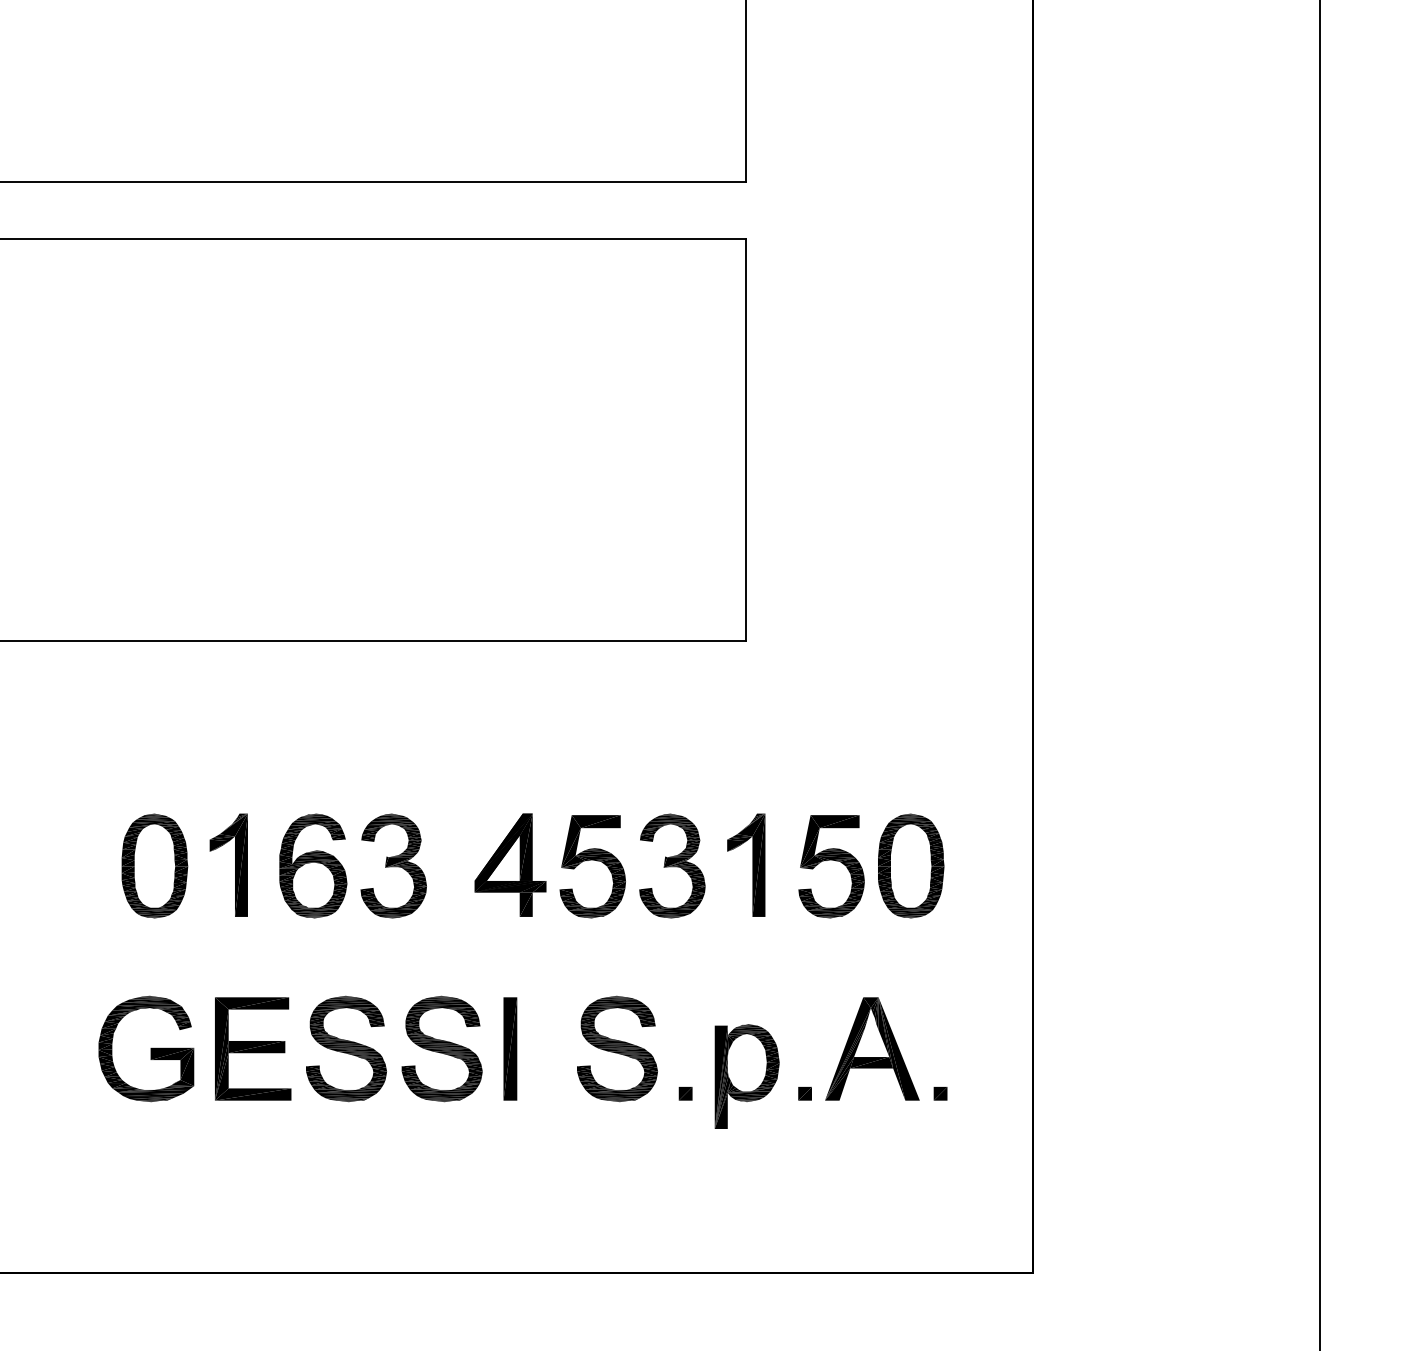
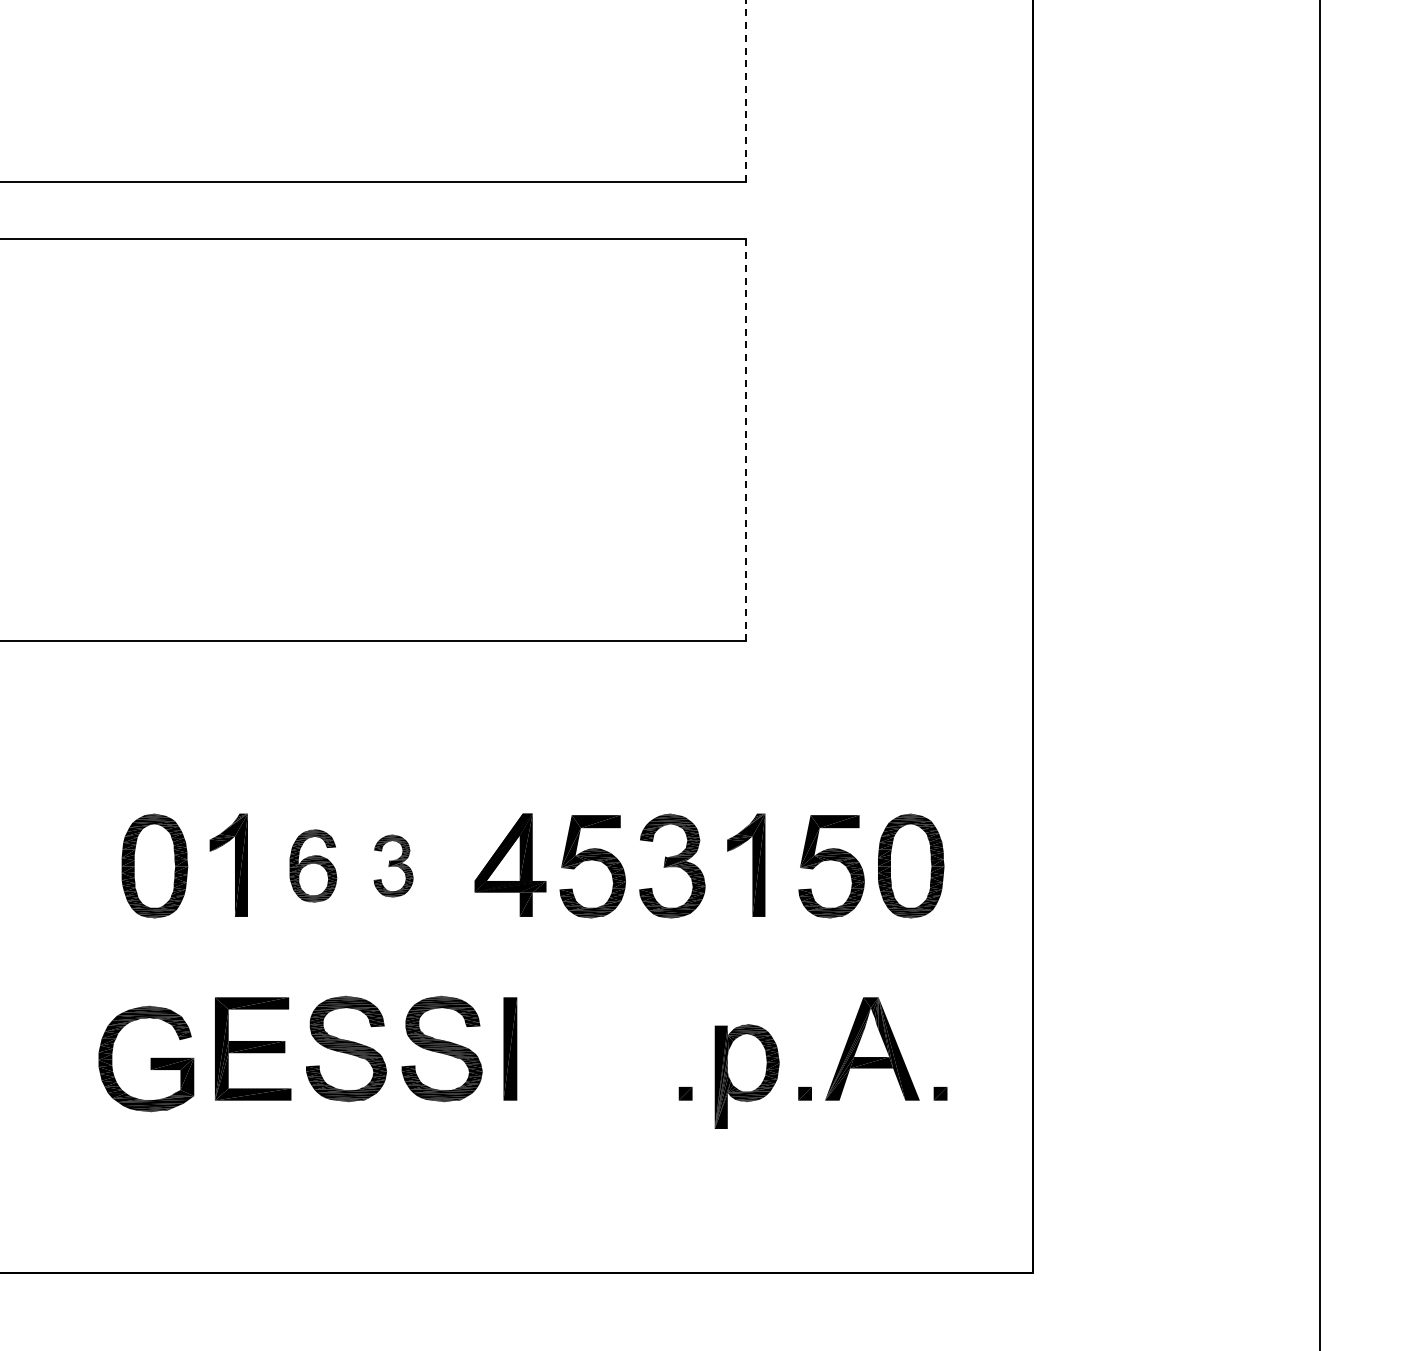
line: solid -> dashed (746, 91)
line: solid -> dashed (746, 440)
part size: 69x106 px -> 49x74 px (313, 865)
part size: 67x106 px -> 41x64 px (393, 865)
part position: (146, 1048) -> (146, 1058) (146, 1058)
part: present -> none (617, 1048)
